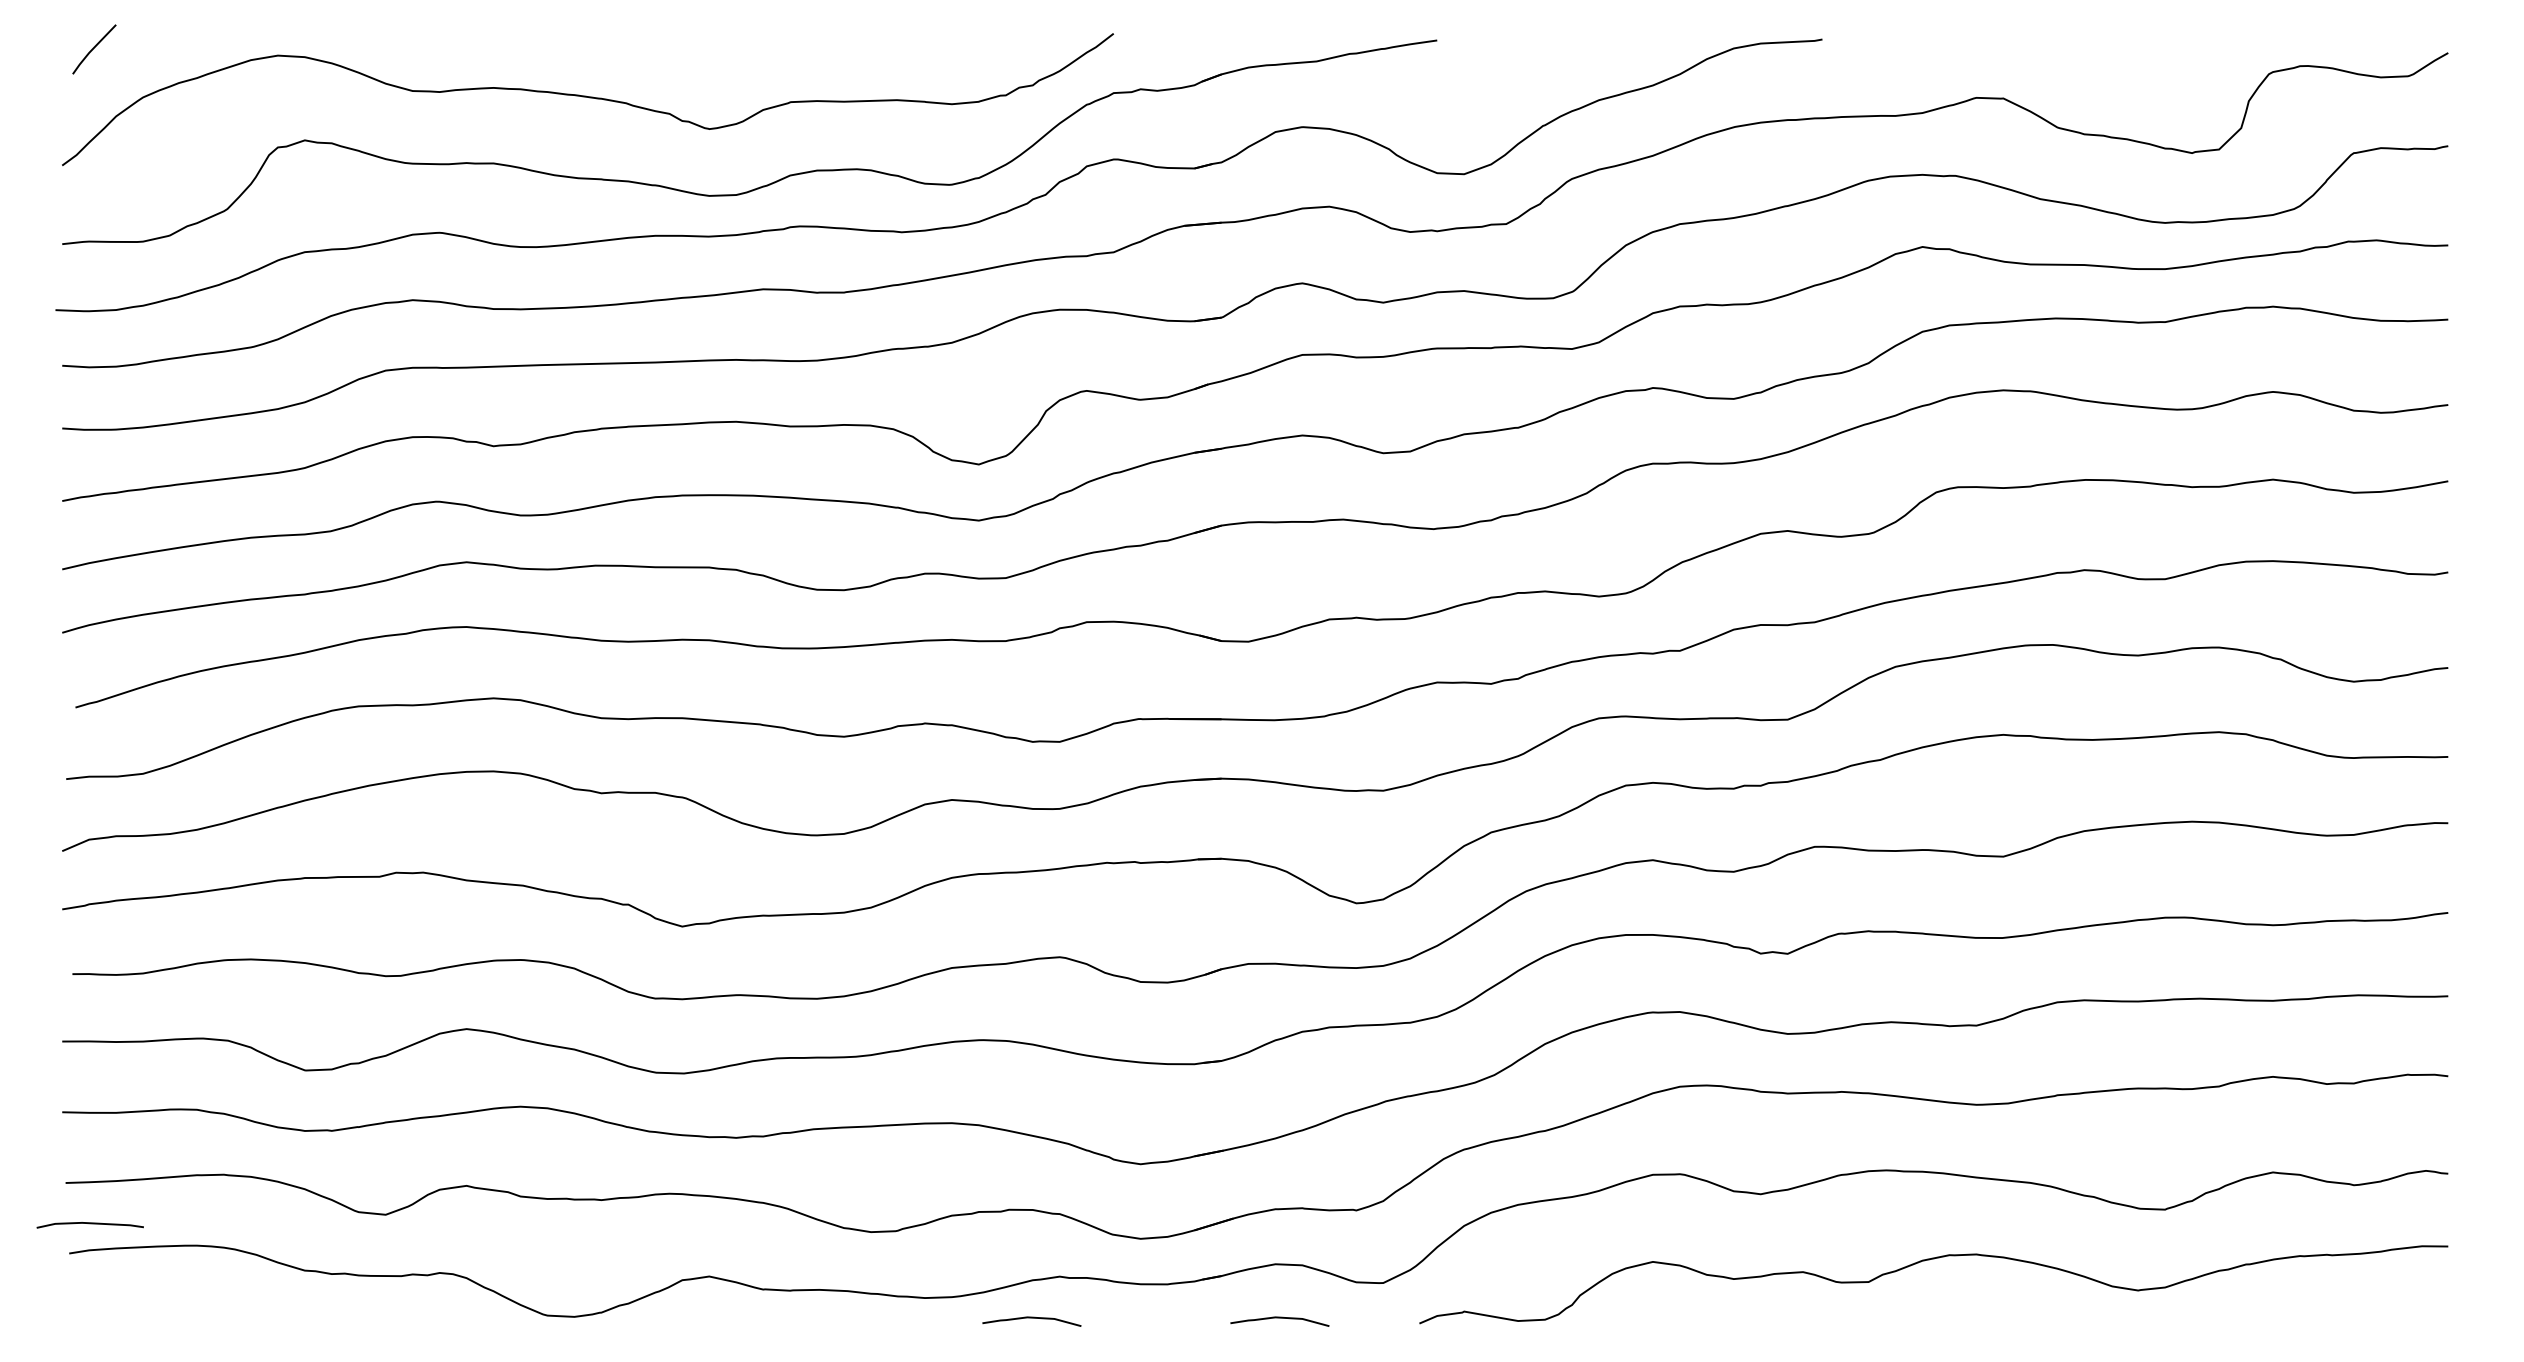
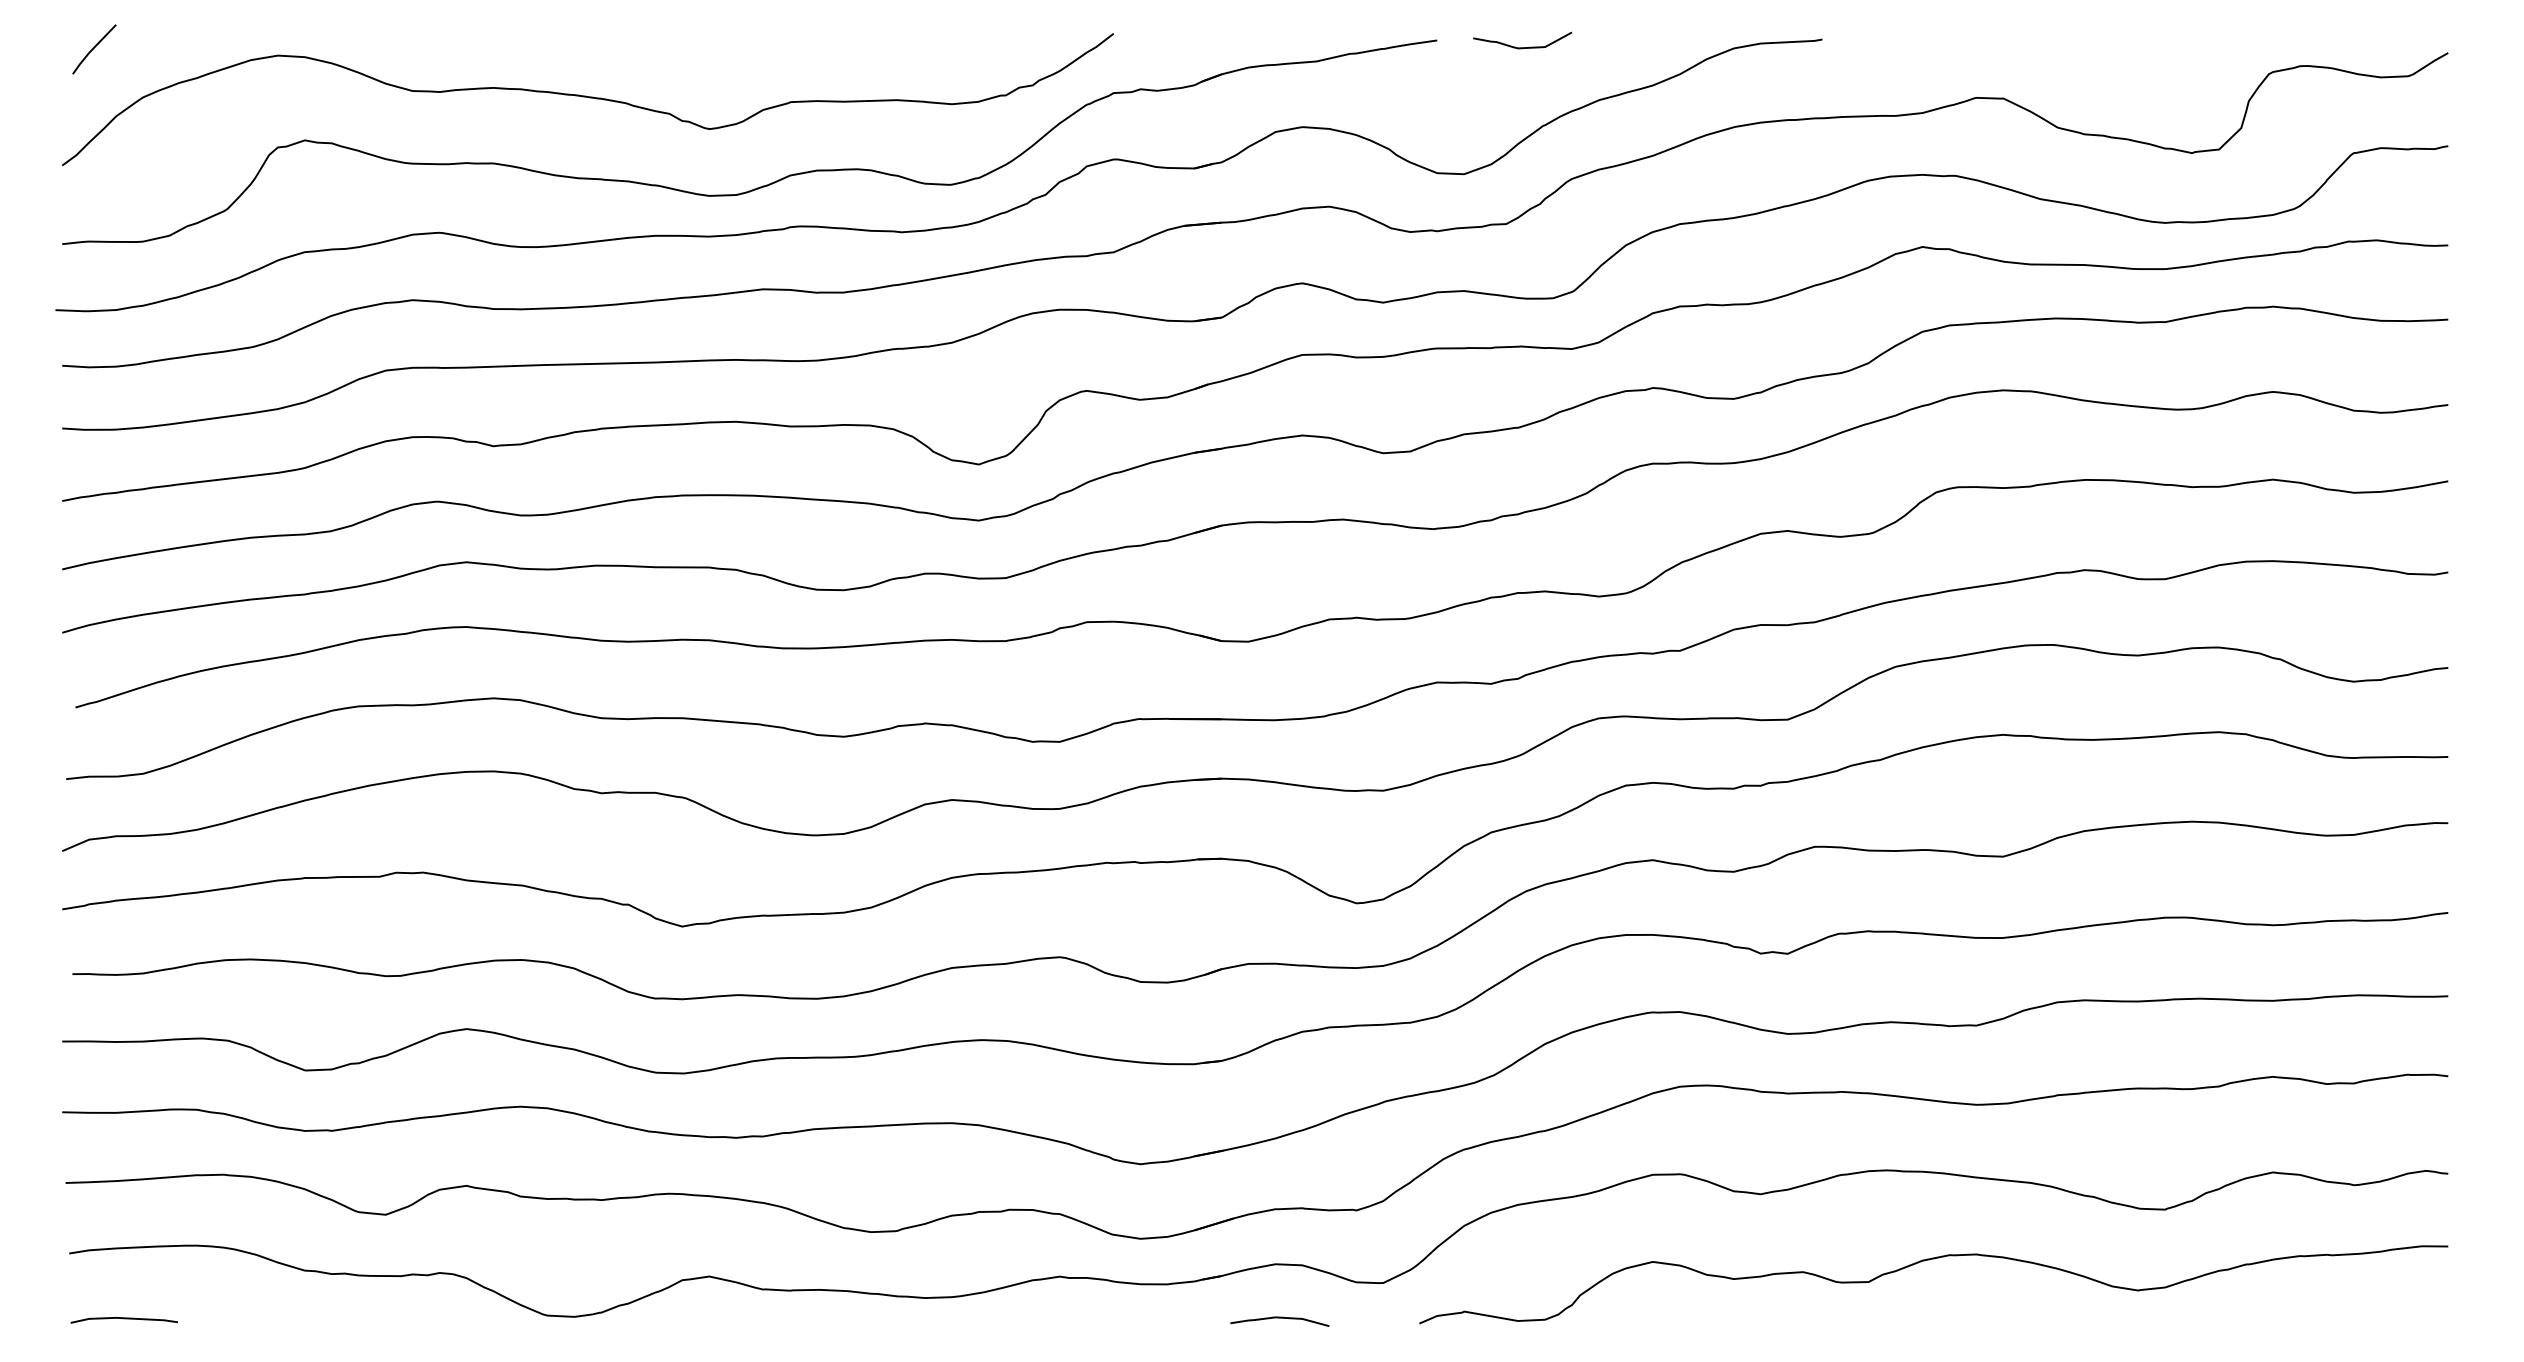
curve: none -> present (1522, 47)
line position: (89, 1224) -> (123, 1319) (123, 1319)
curve: present -> none (1031, 1318)
